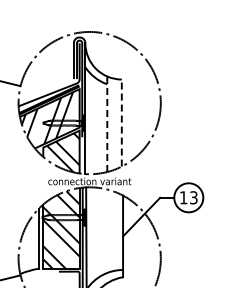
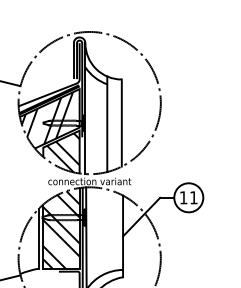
line: dashed -> solid (121, 123)
line: dashed -> solid (107, 124)
text: 13 -> 11 (193, 197)
